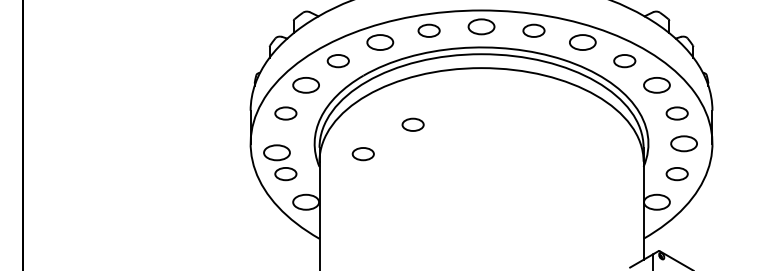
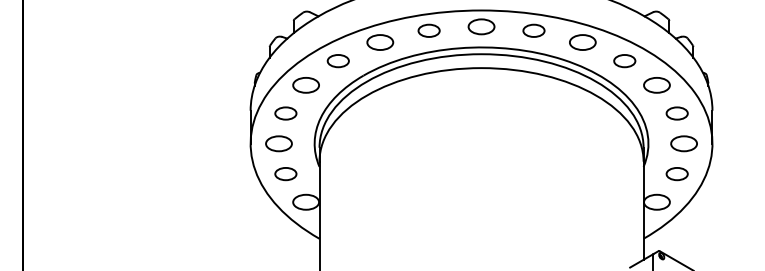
part: present -> none (412, 124)
part position: (276, 152) -> (278, 143) (278, 143)
part: present -> none (362, 154)
